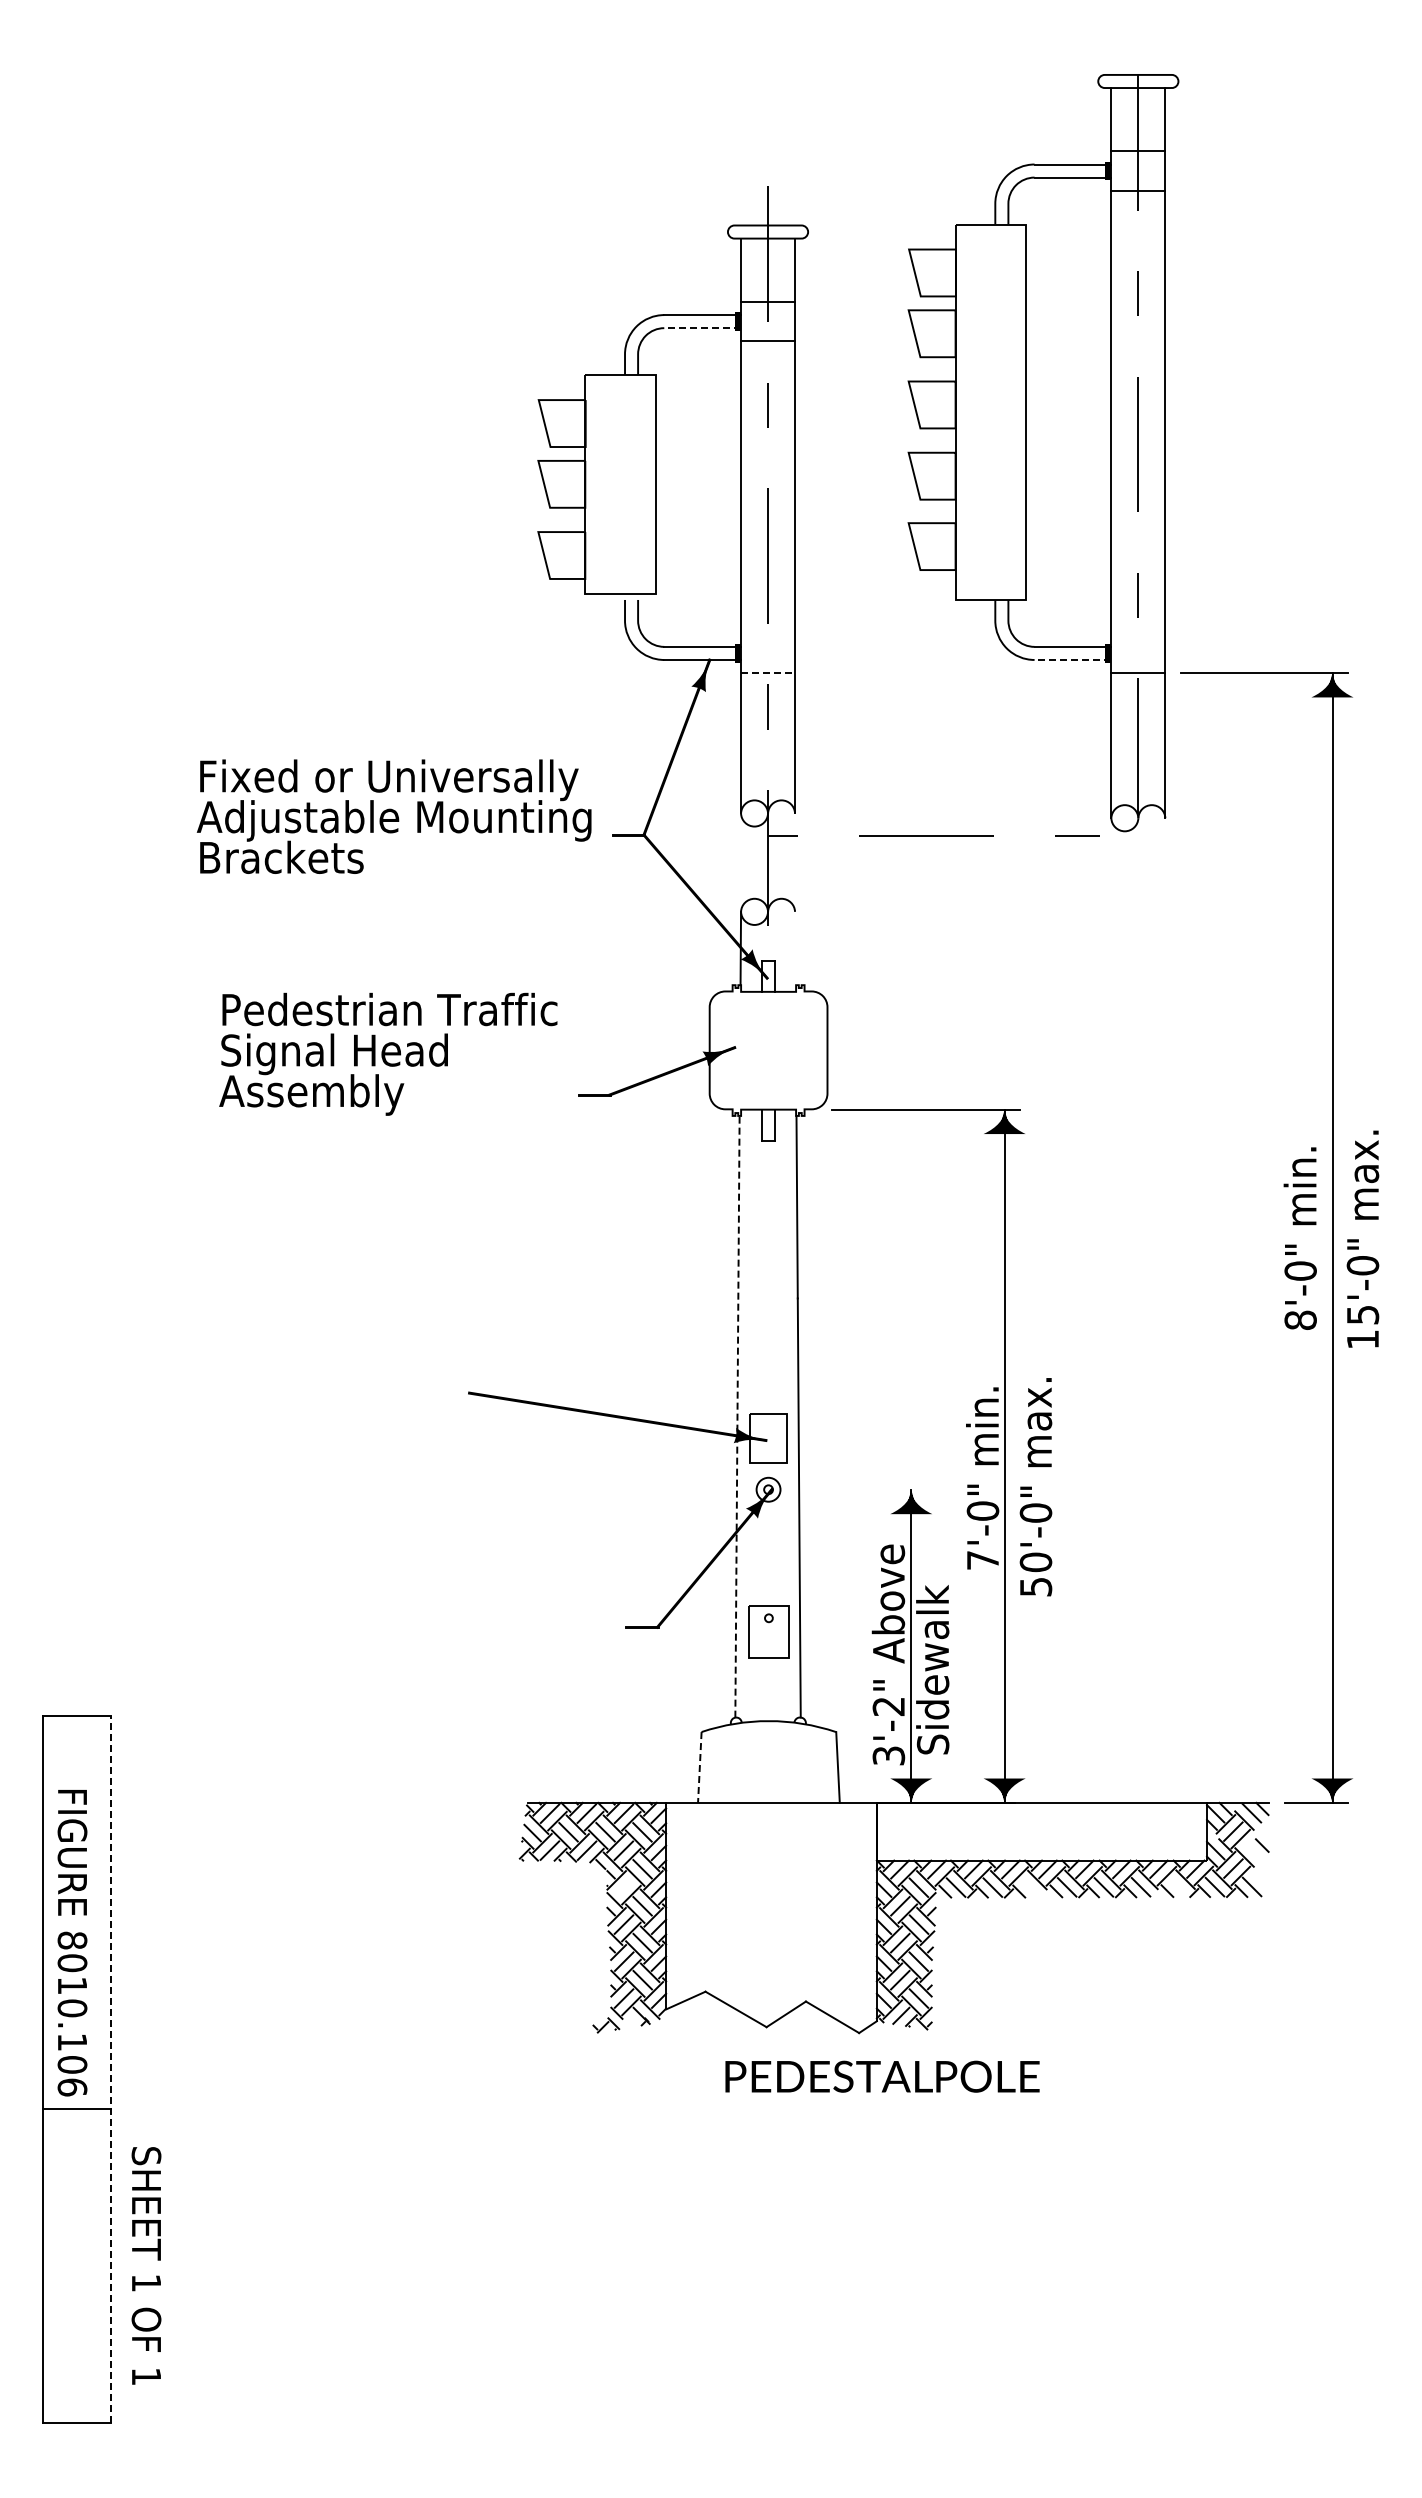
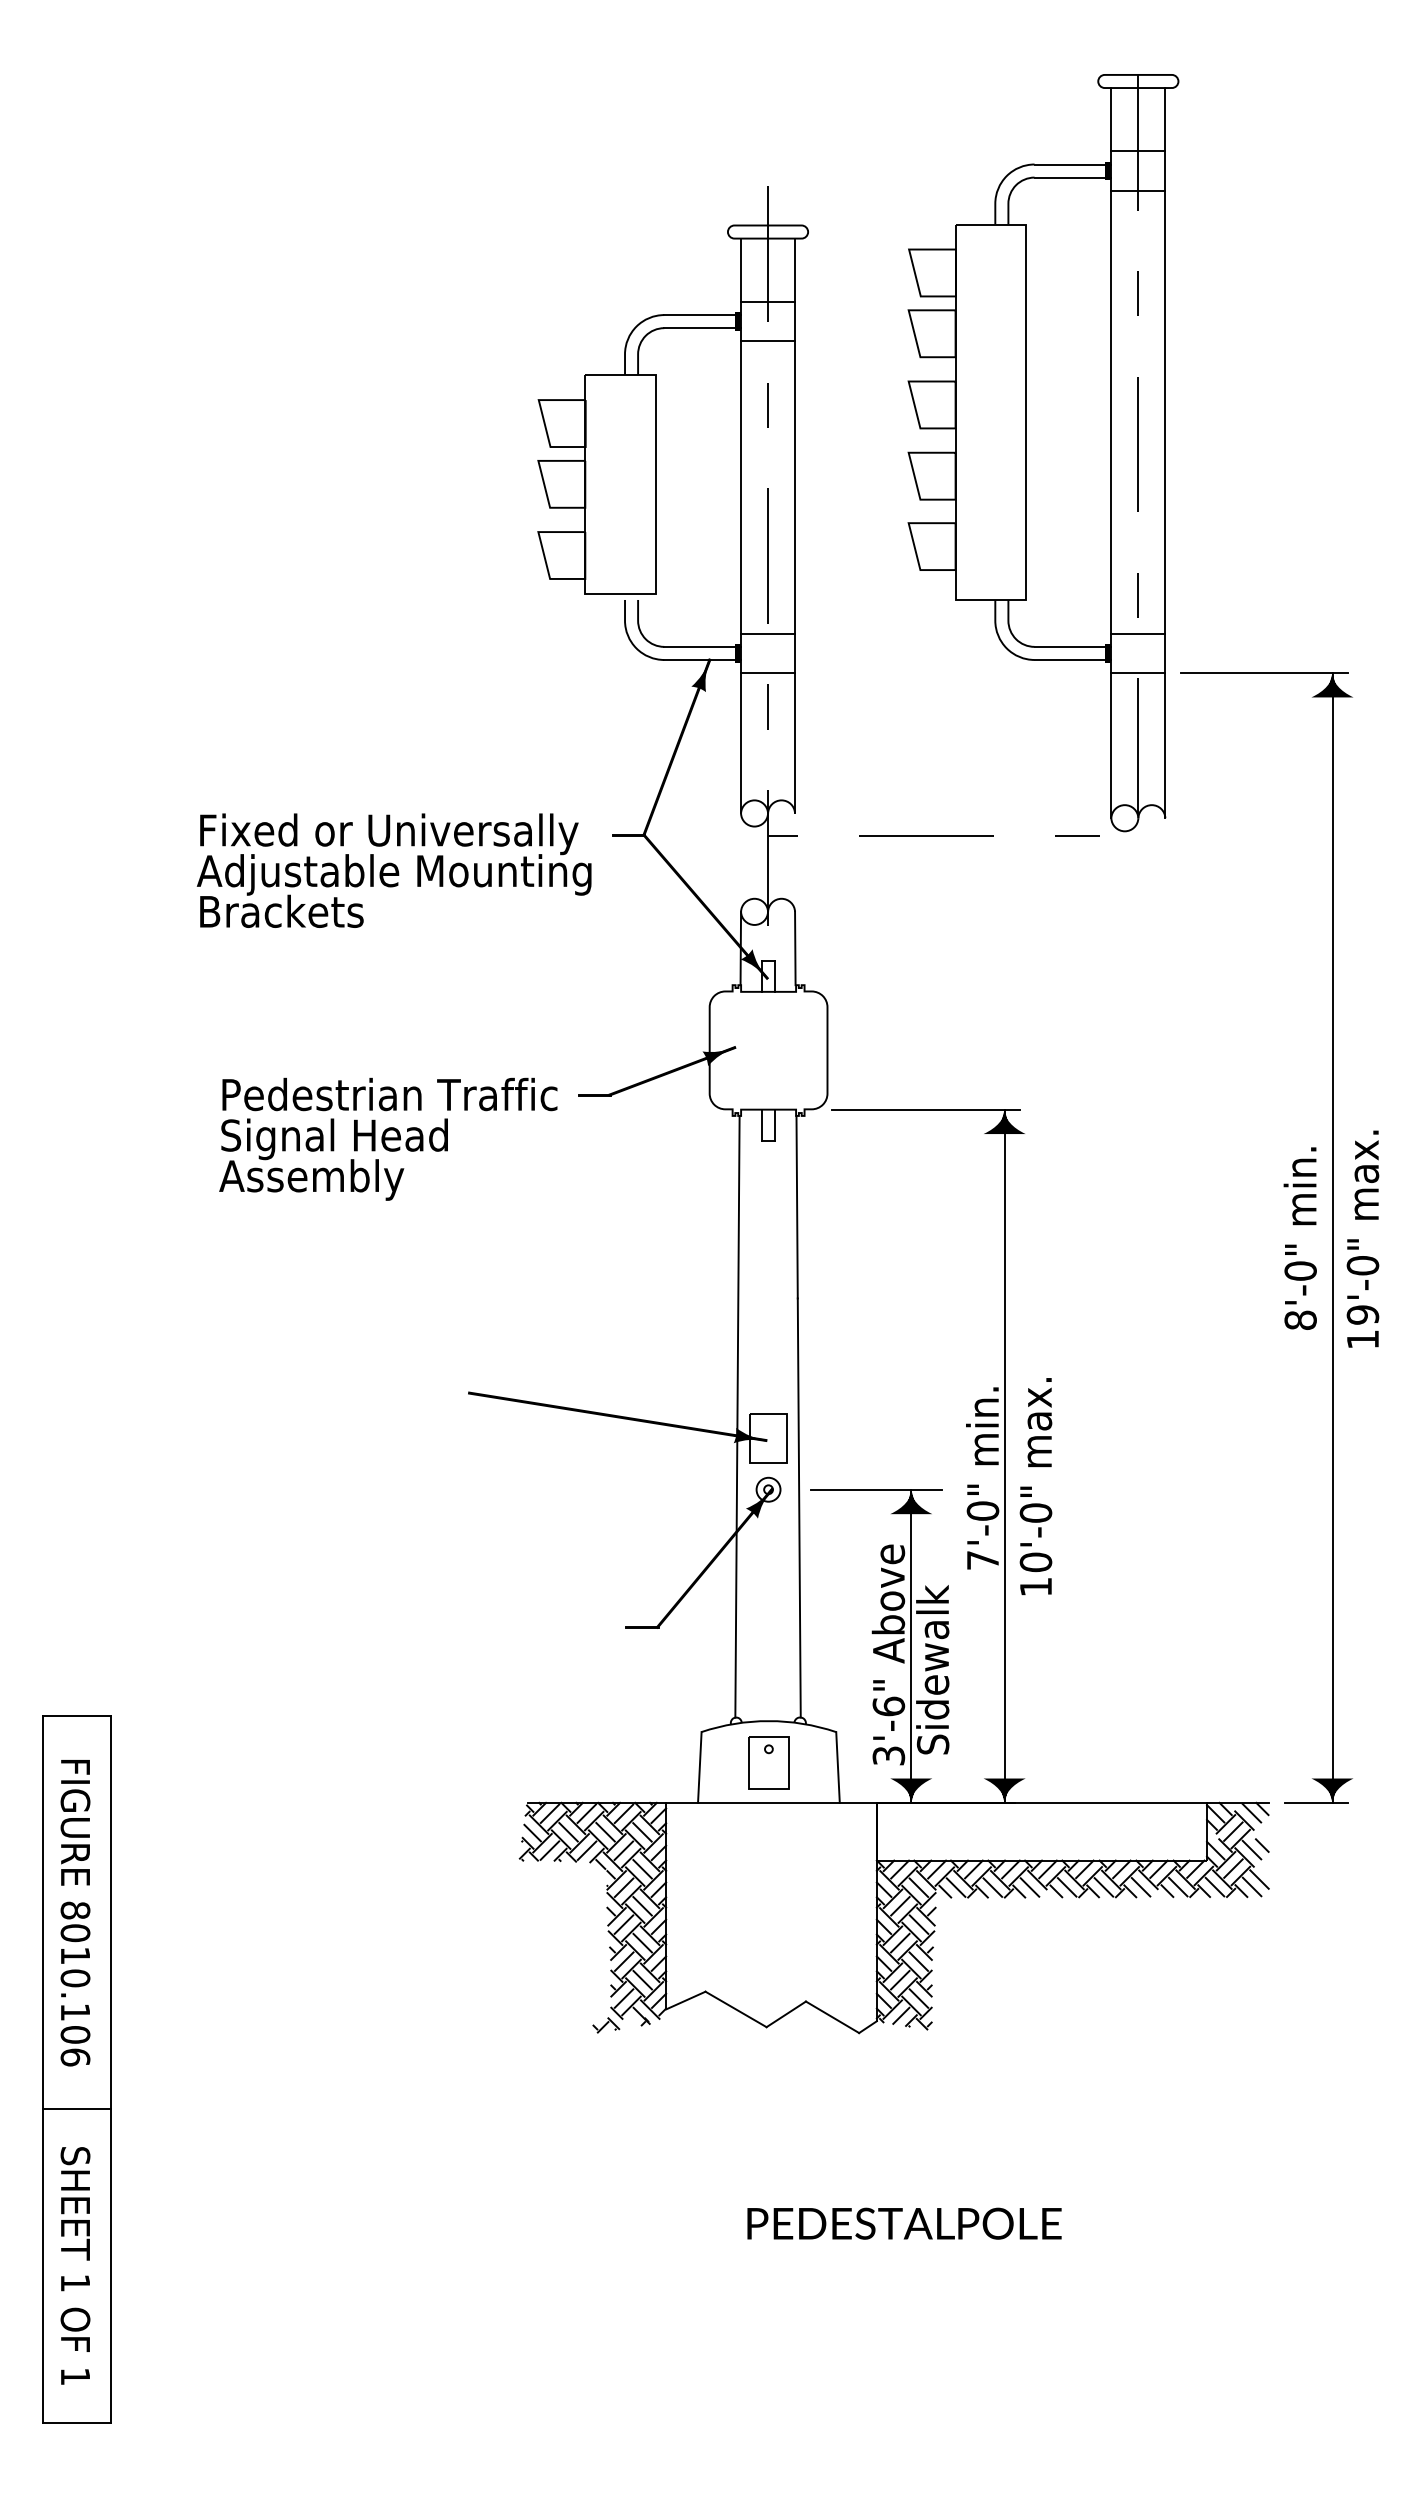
line: dashed -> solid (702, 328)
line: none -> present (768, 633)
line: none -> present (1138, 633)
line: dashed -> solid (1072, 659)
line: dashed -> solid (768, 673)
text position: (393, 816) -> (393, 870) (393, 870)
line: none -> present (795, 948)
text position: (388, 1053) -> (388, 1138) (388, 1138)
text: 15'-0" -> 19'-0" (1362, 1314)
line: dashed -> solid (737, 1416)
line: none -> present (876, 1489)
text: 50'-0" -> 10'-0" (1036, 1587)
part position: (768, 1631) -> (768, 1762) (768, 1762)
text: 3'-2" -> 3'-6" (888, 1706)
line: dashed -> solid (699, 1767)
line: none -> present (1251, 1849)
line: none -> present (1259, 1879)
line: none -> present (1177, 1886)
line: none -> present (623, 1887)
line: none -> present (1029, 1887)
text position: (72, 1943) -> (75, 1913) (75, 1913)
line: dashed -> solid (110, 2069)
text position: (882, 2076) -> (904, 2223) (904, 2223)
text position: (146, 2265) -> (75, 2265) (75, 2265)
